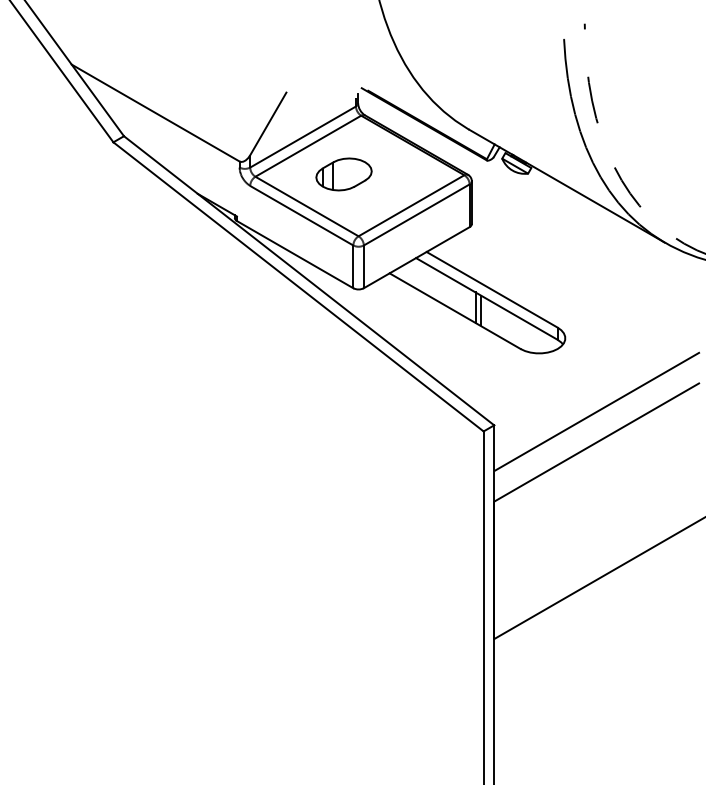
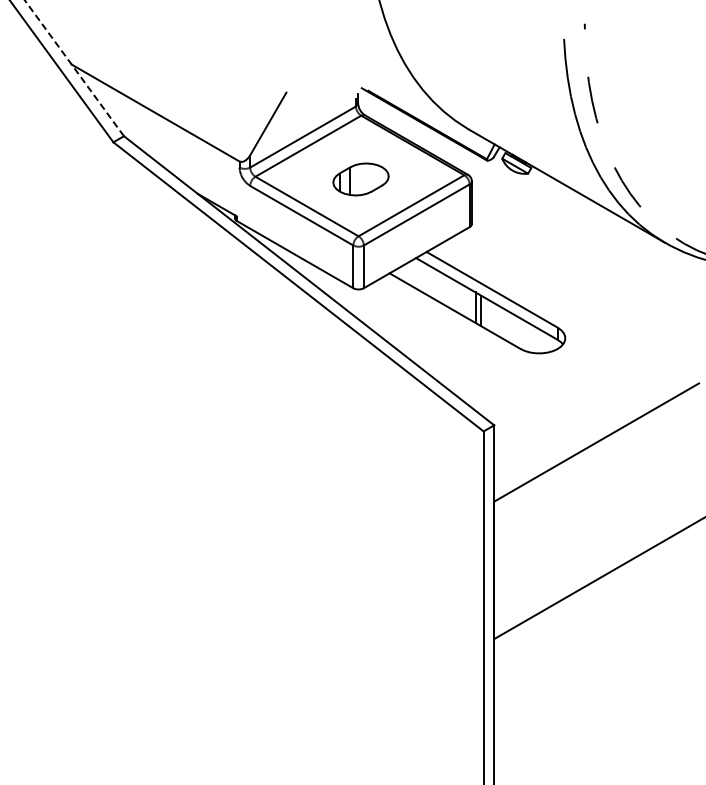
line: solid -> dashed (74, 68)
part position: (343, 174) -> (360, 179) (360, 179)
line: present -> none (598, 411)
